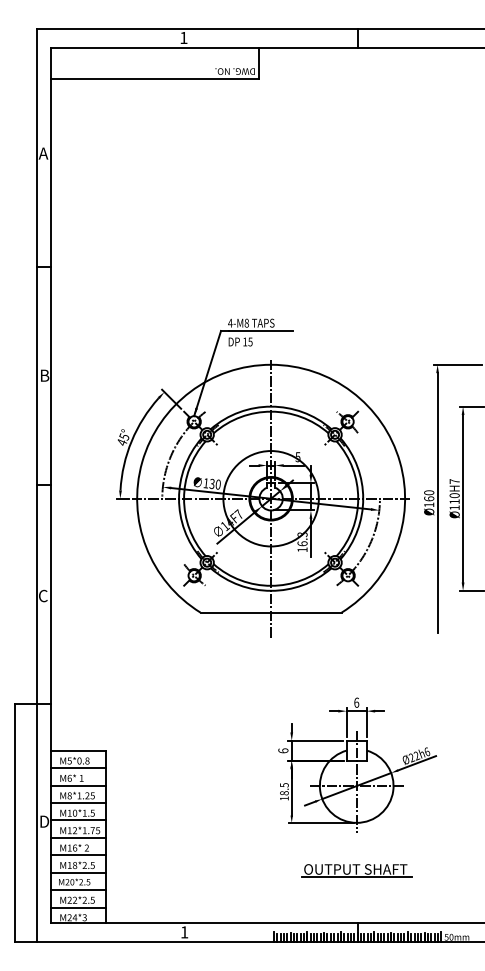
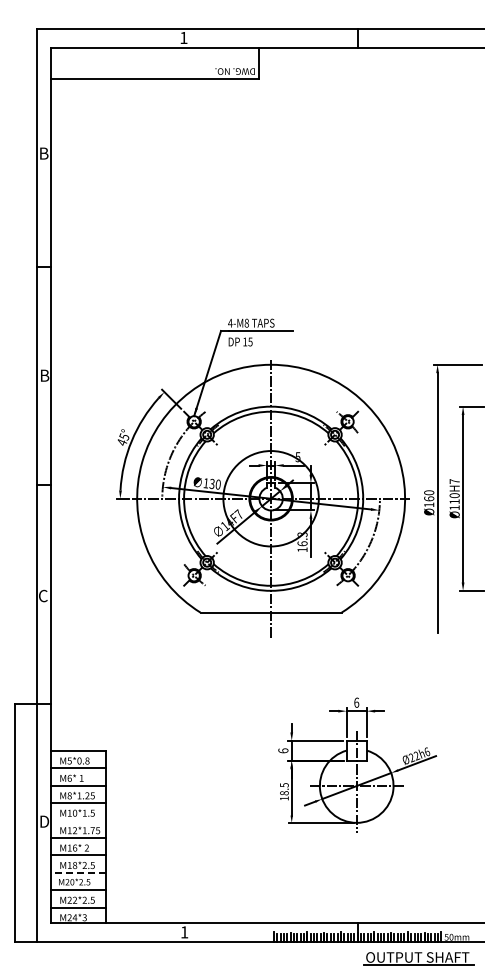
text: A -> B (43, 153)
line: present -> none (78, 820)
part position: (356, 870) -> (418, 958) (418, 958)
line: solid -> dashed (78, 872)
